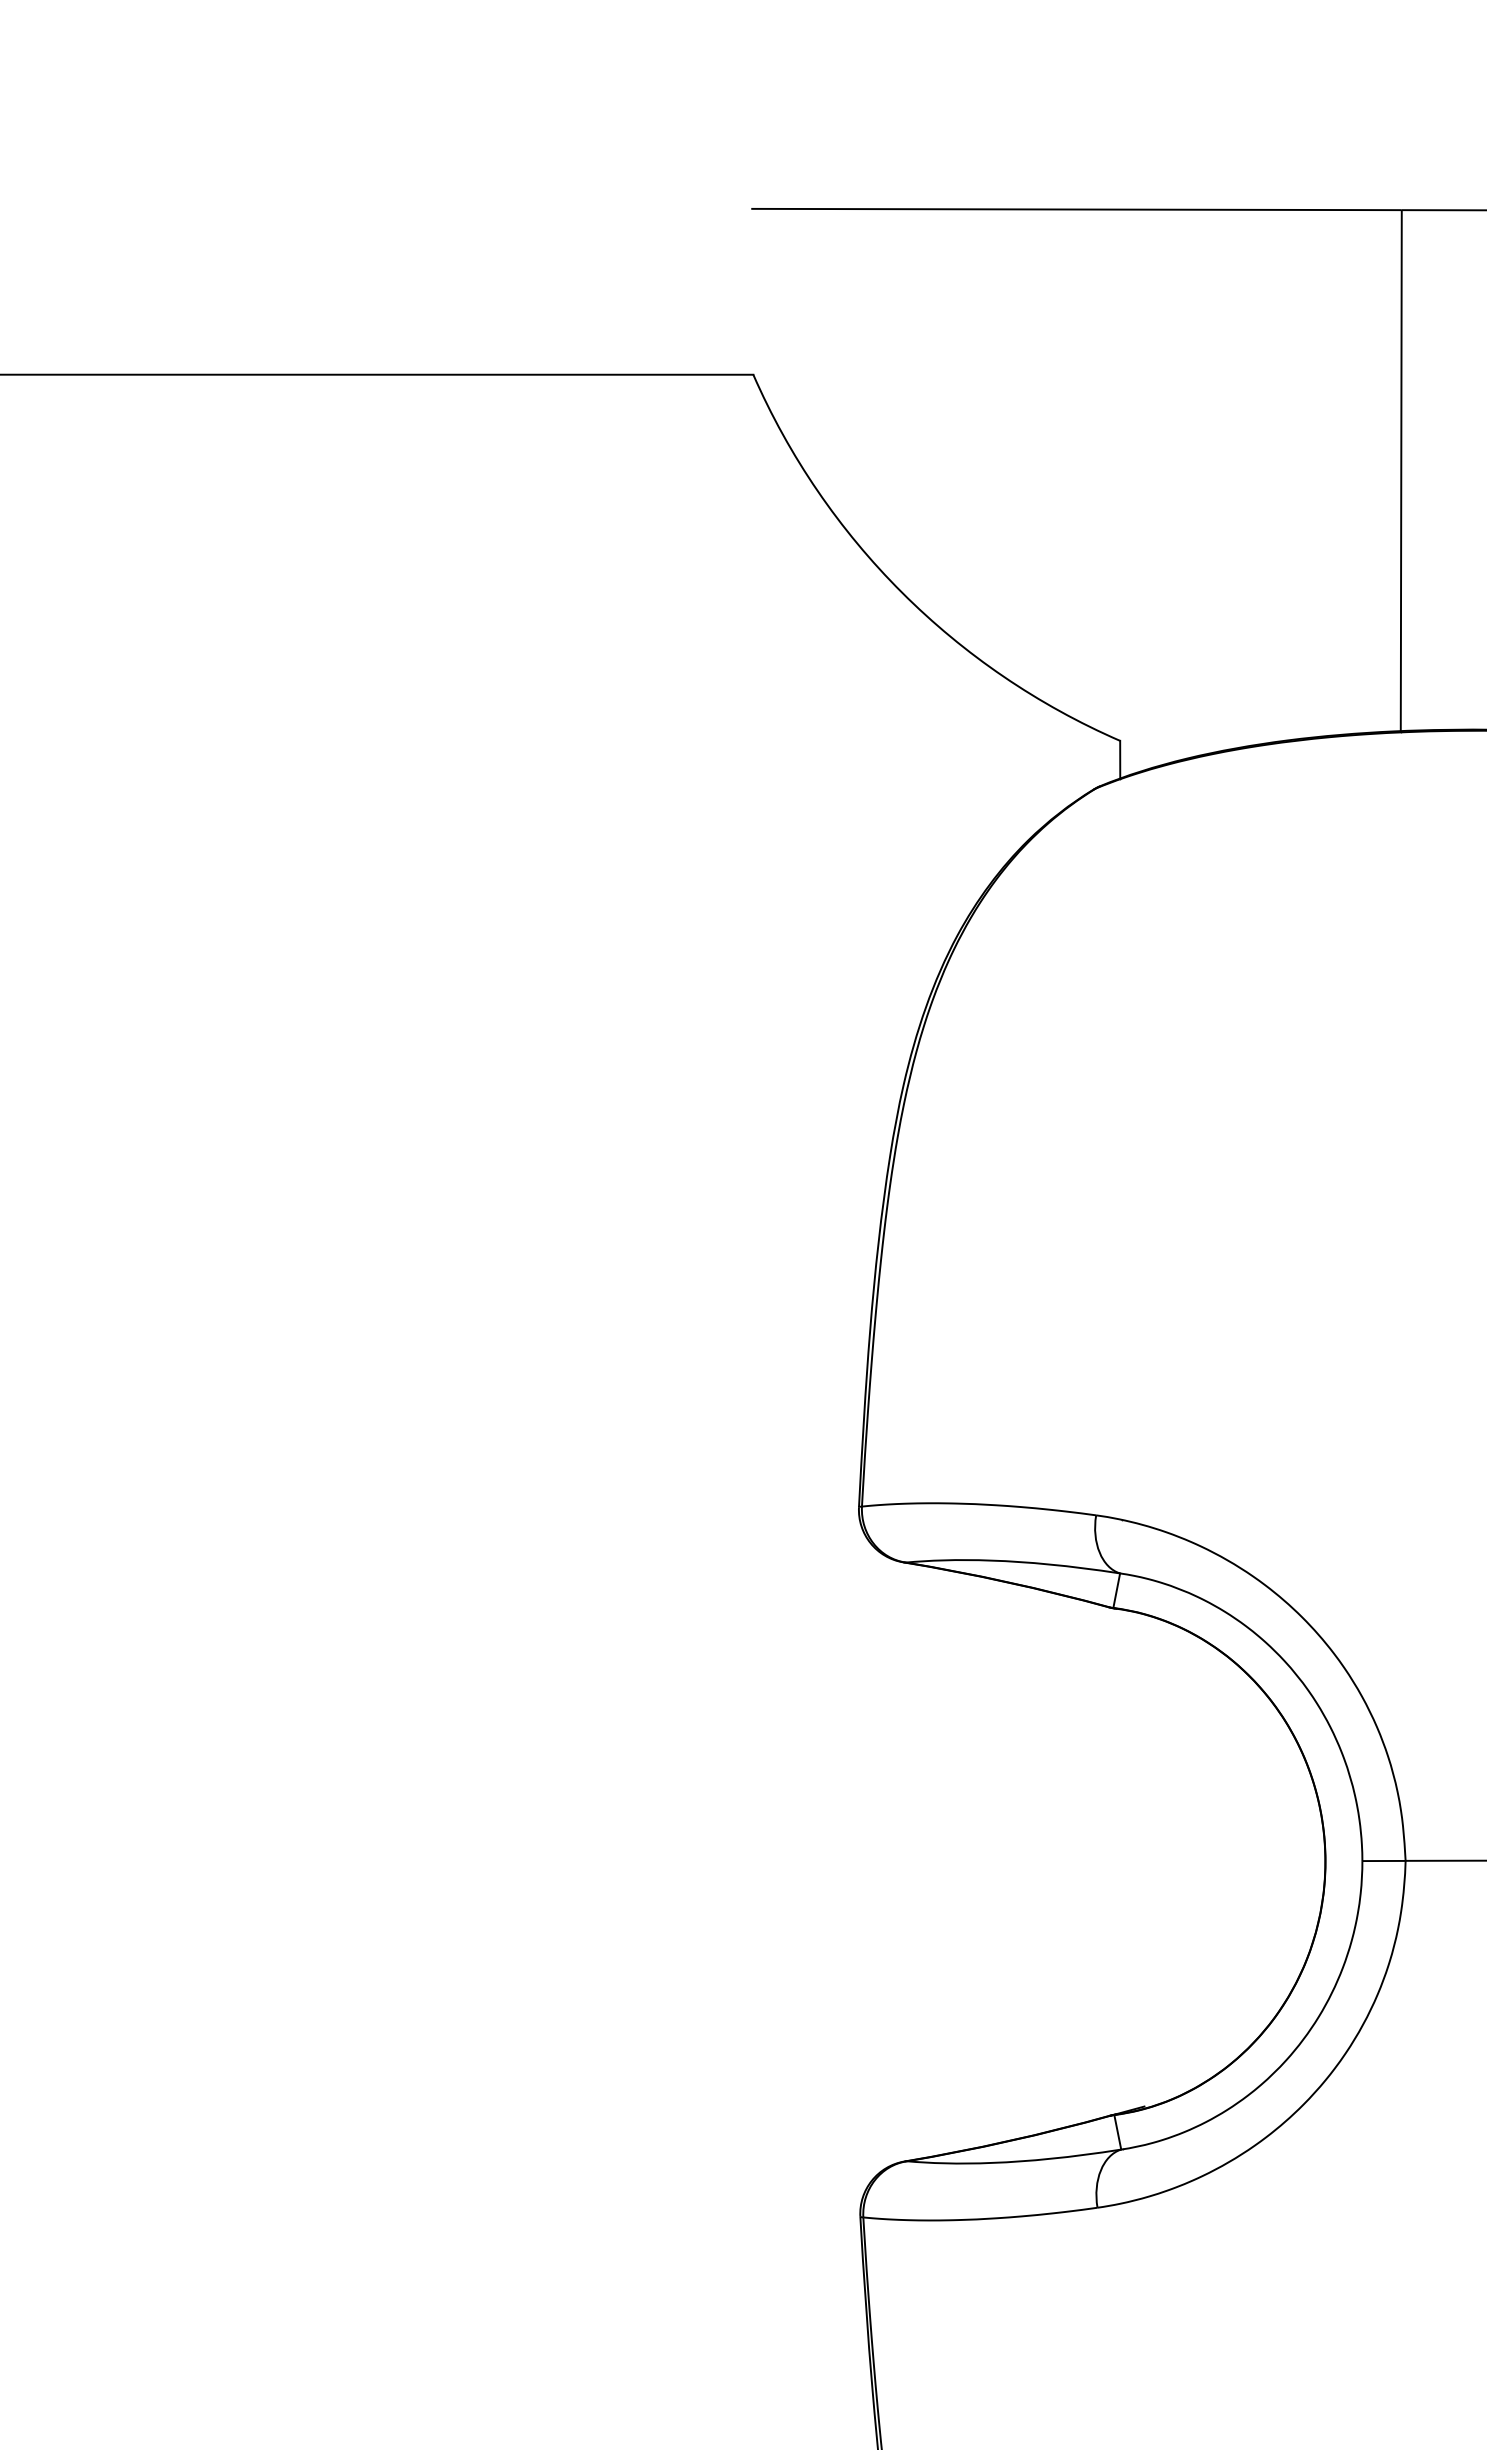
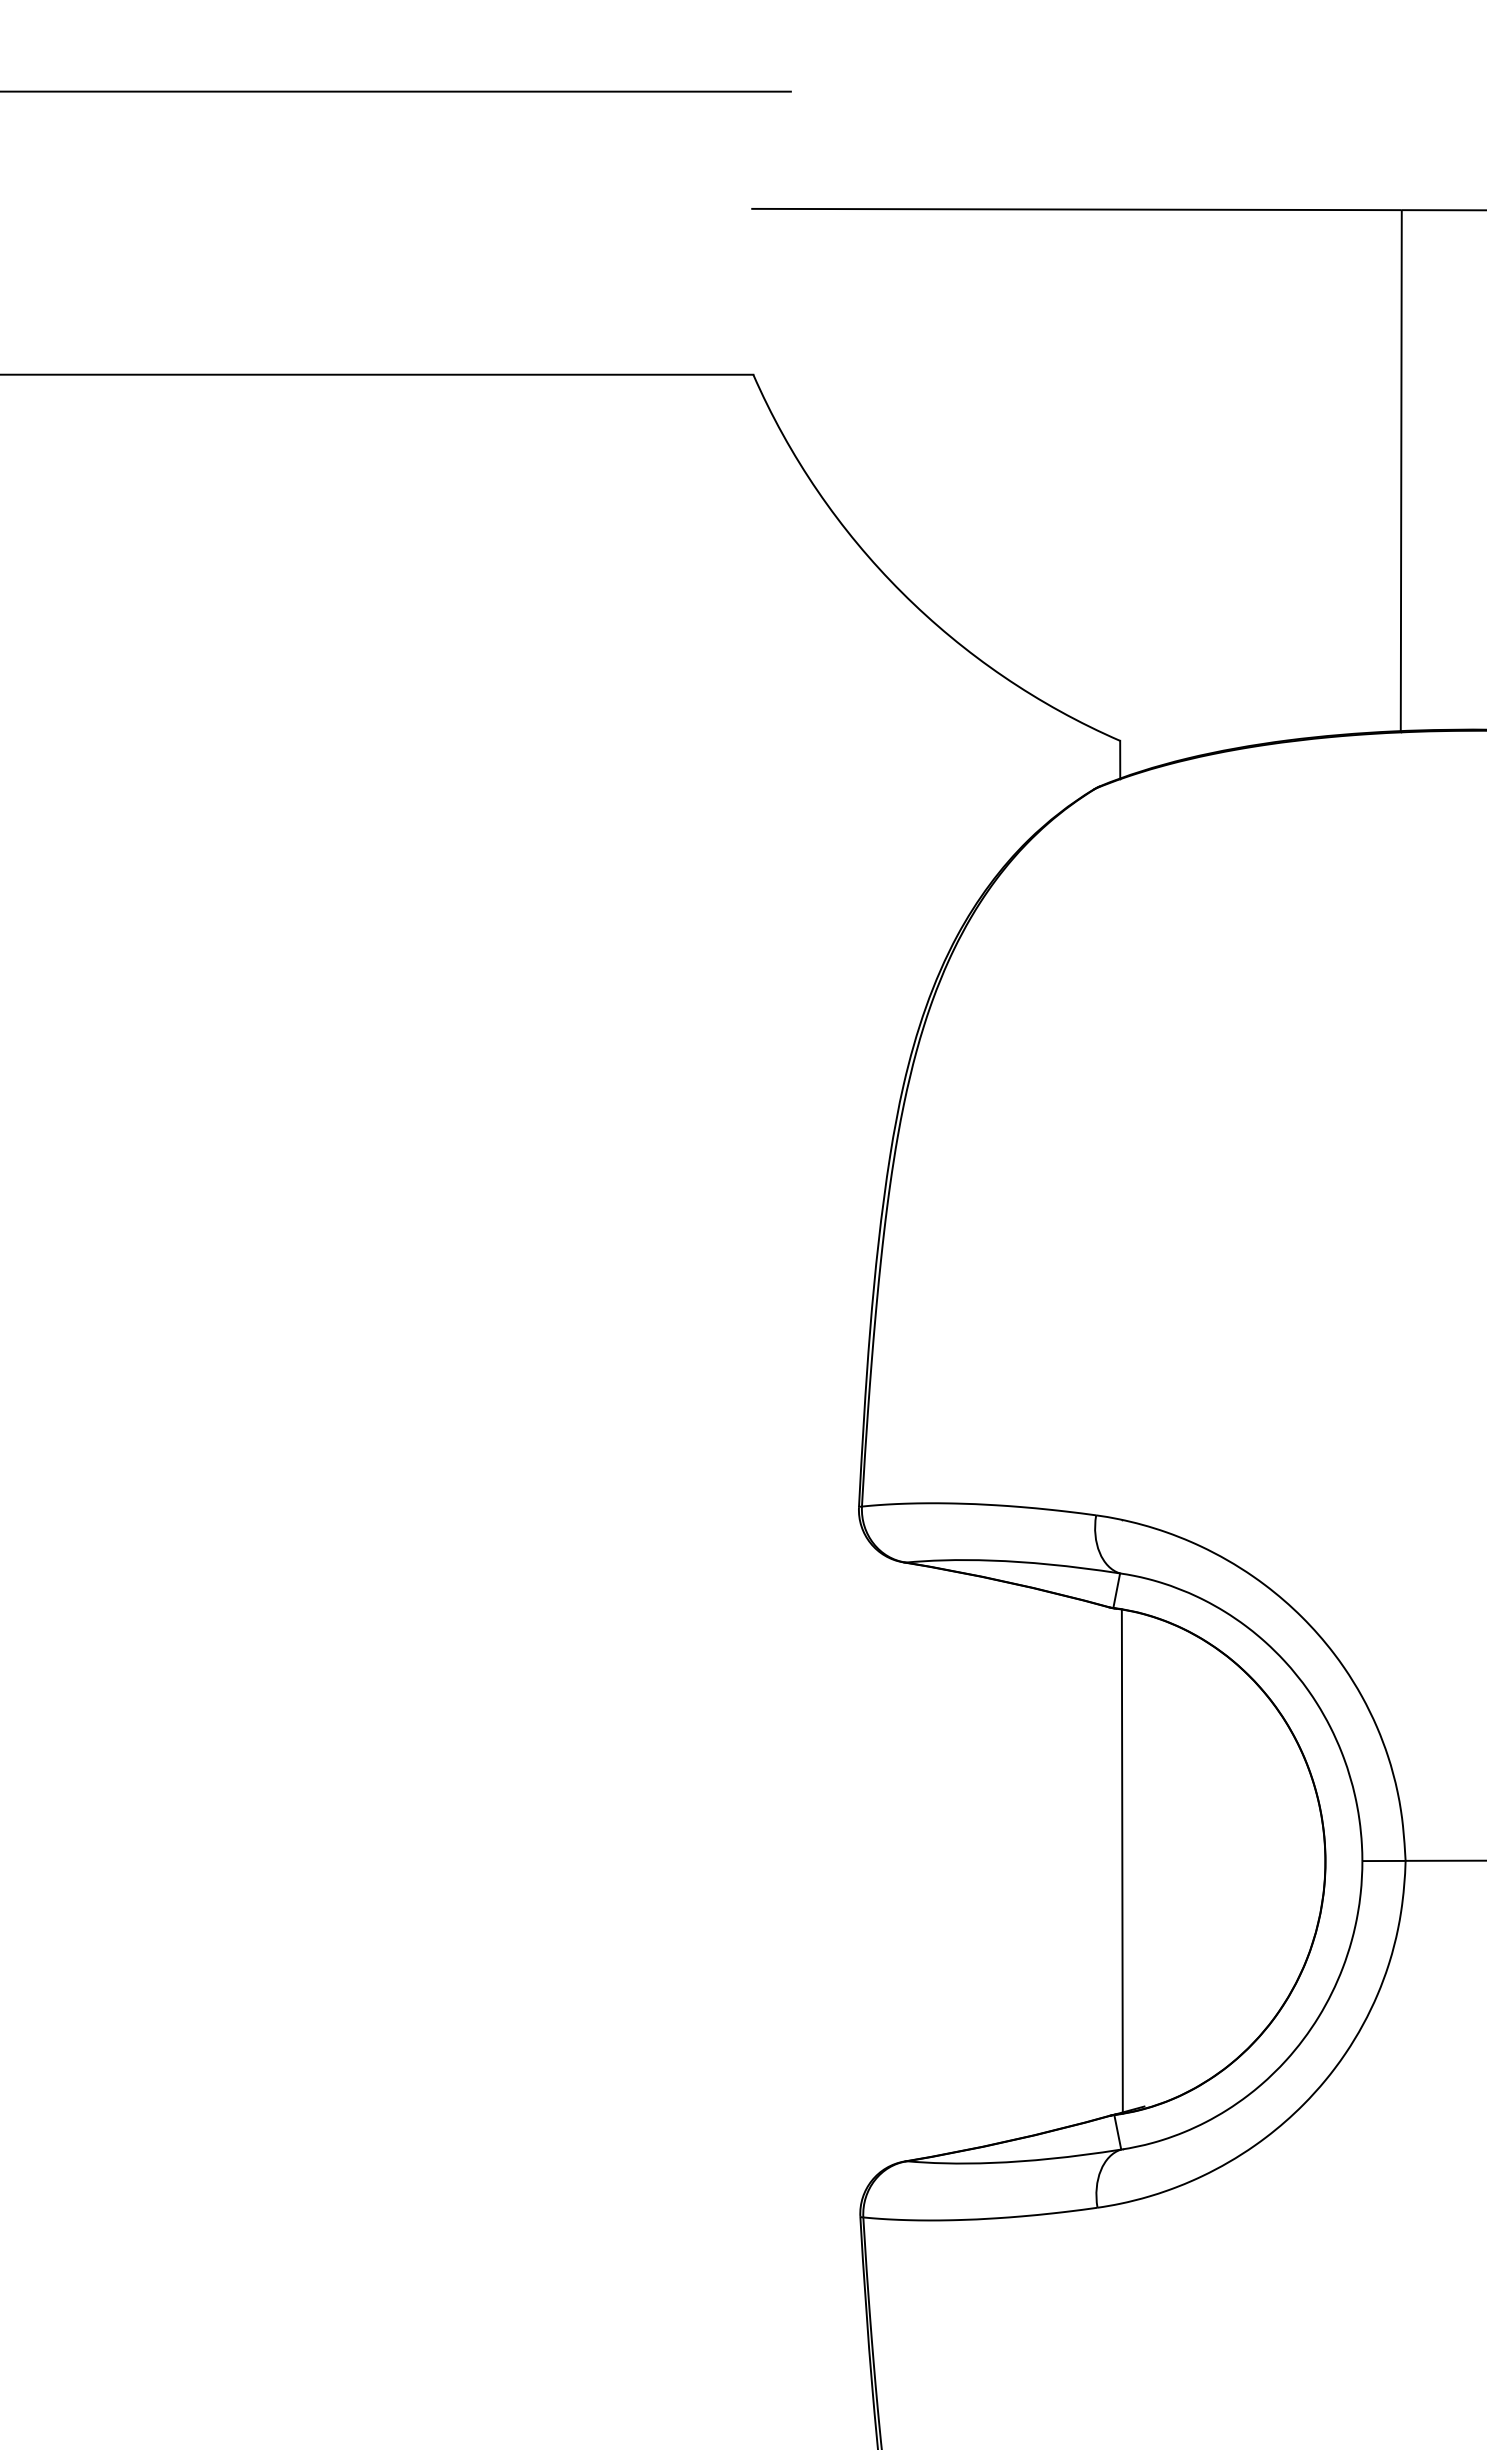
line: none -> present (396, 91)
line: none -> present (1121, 1861)
